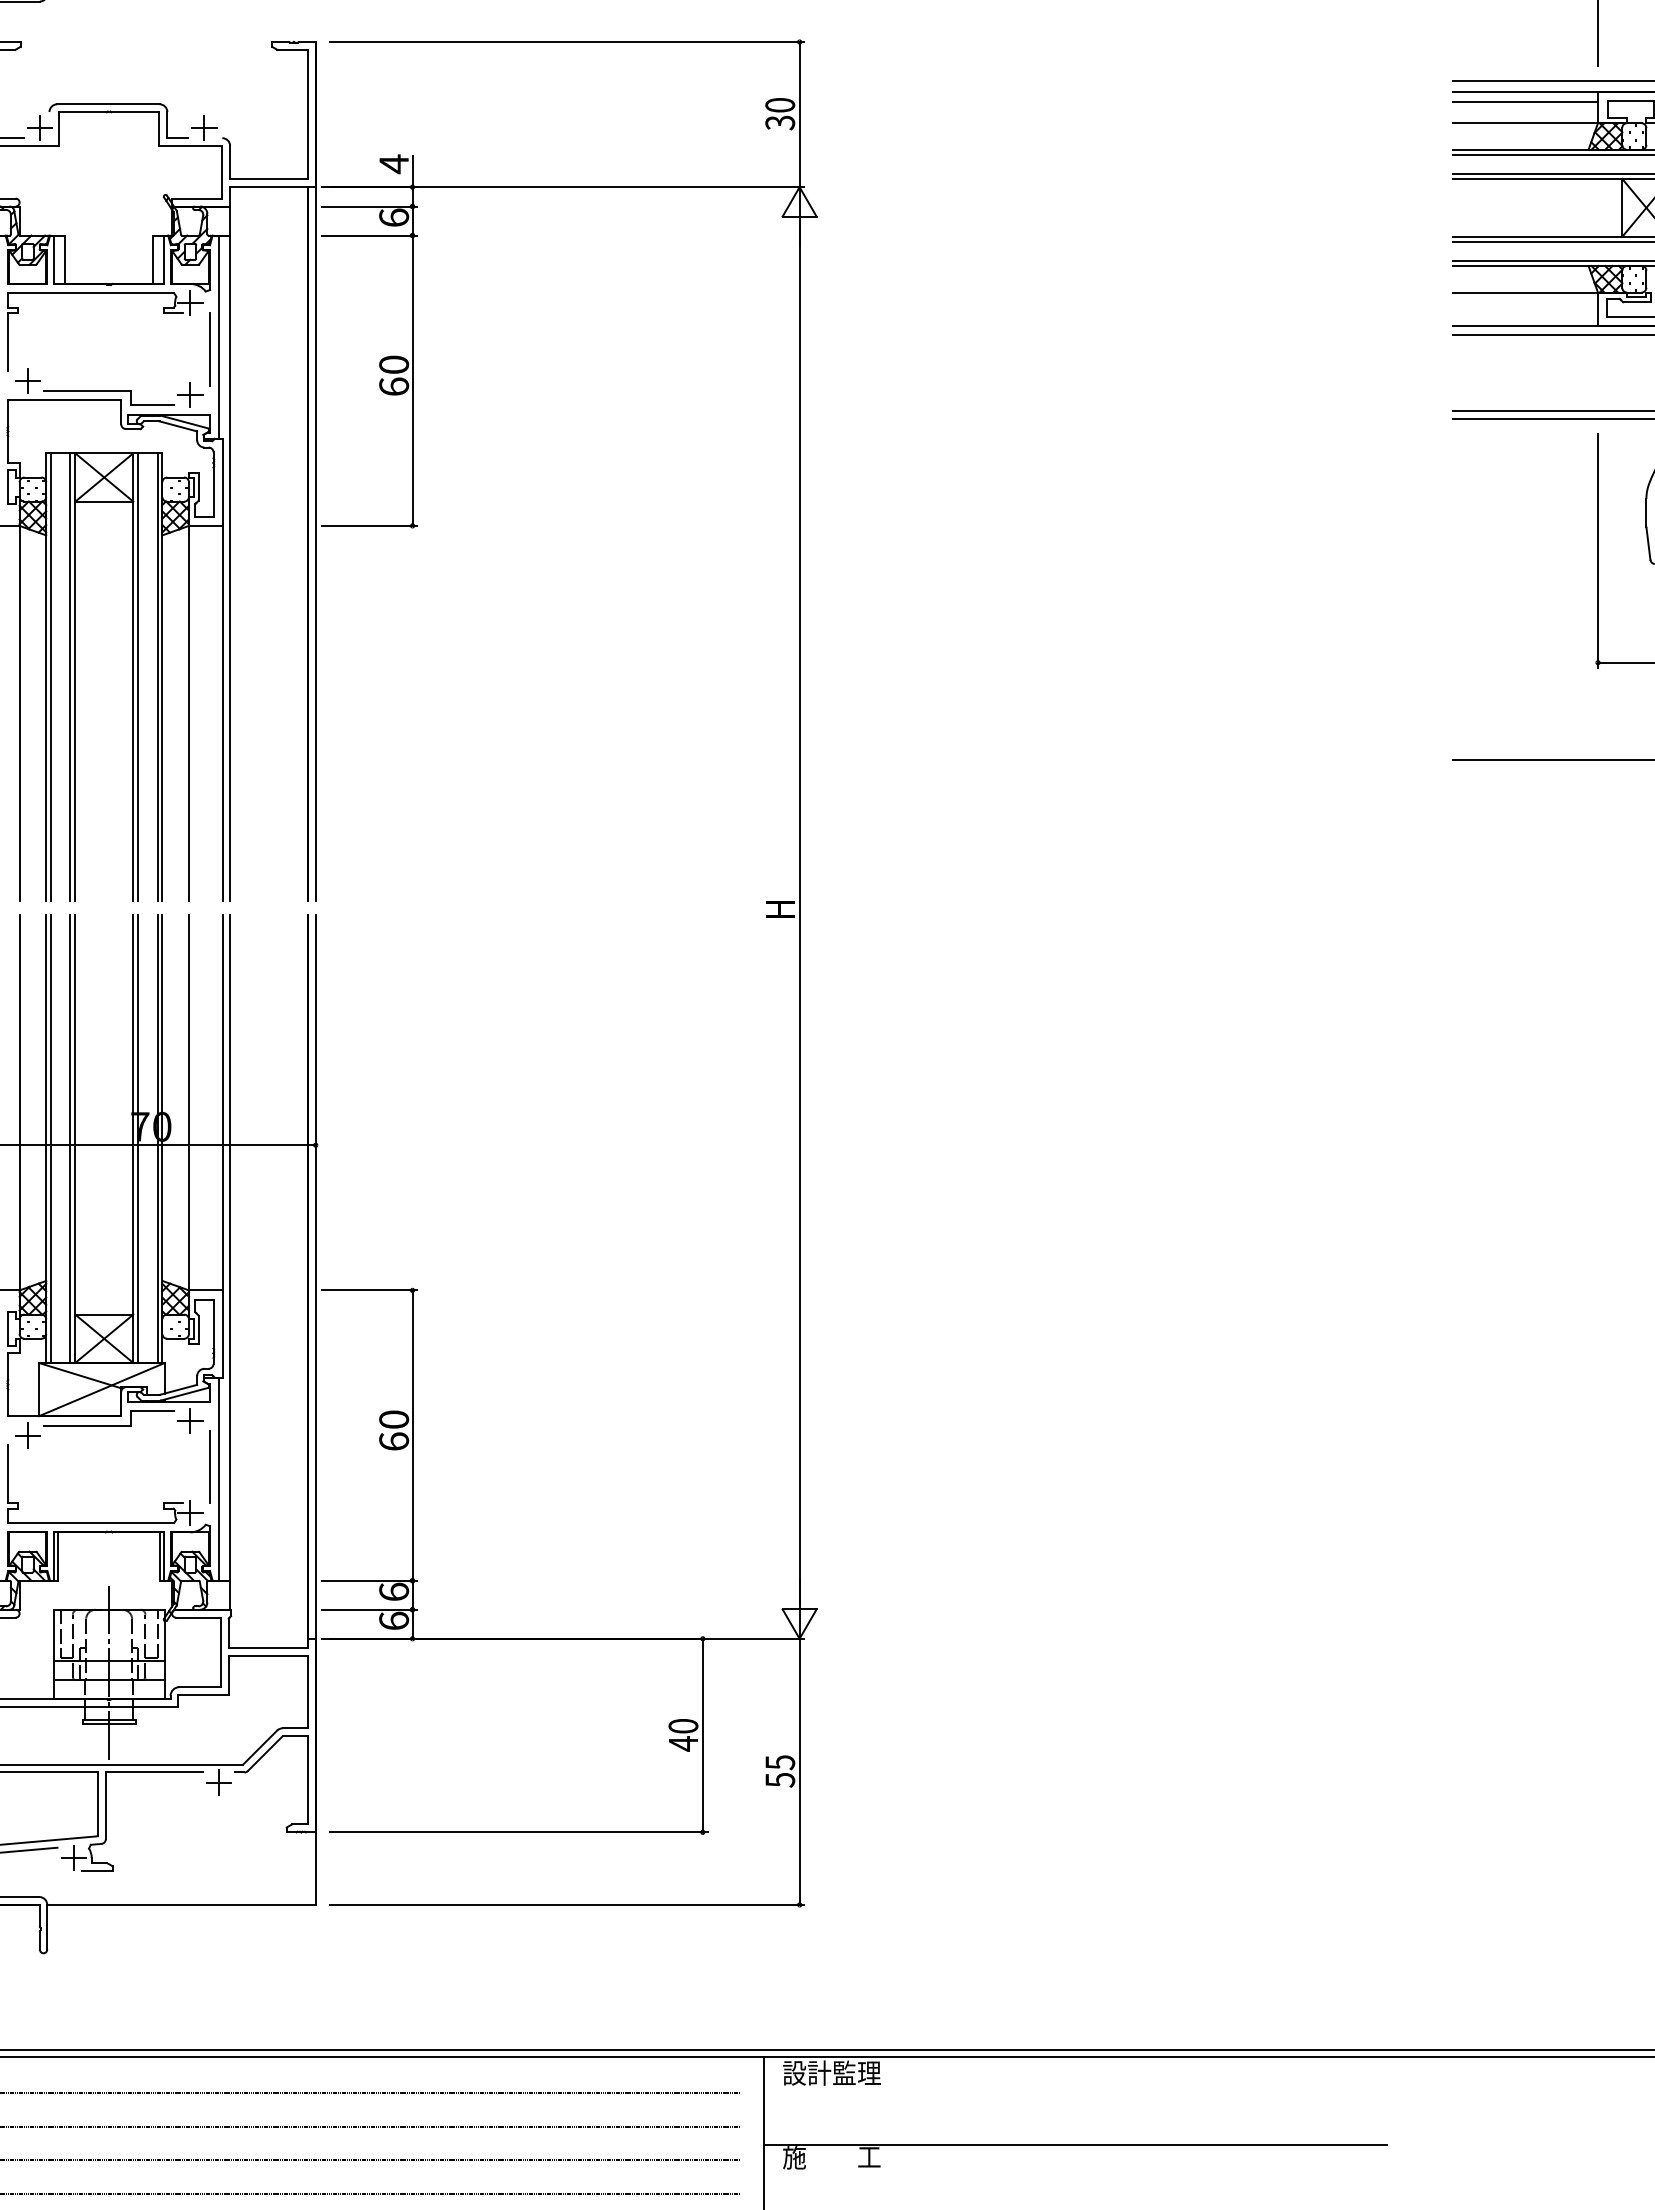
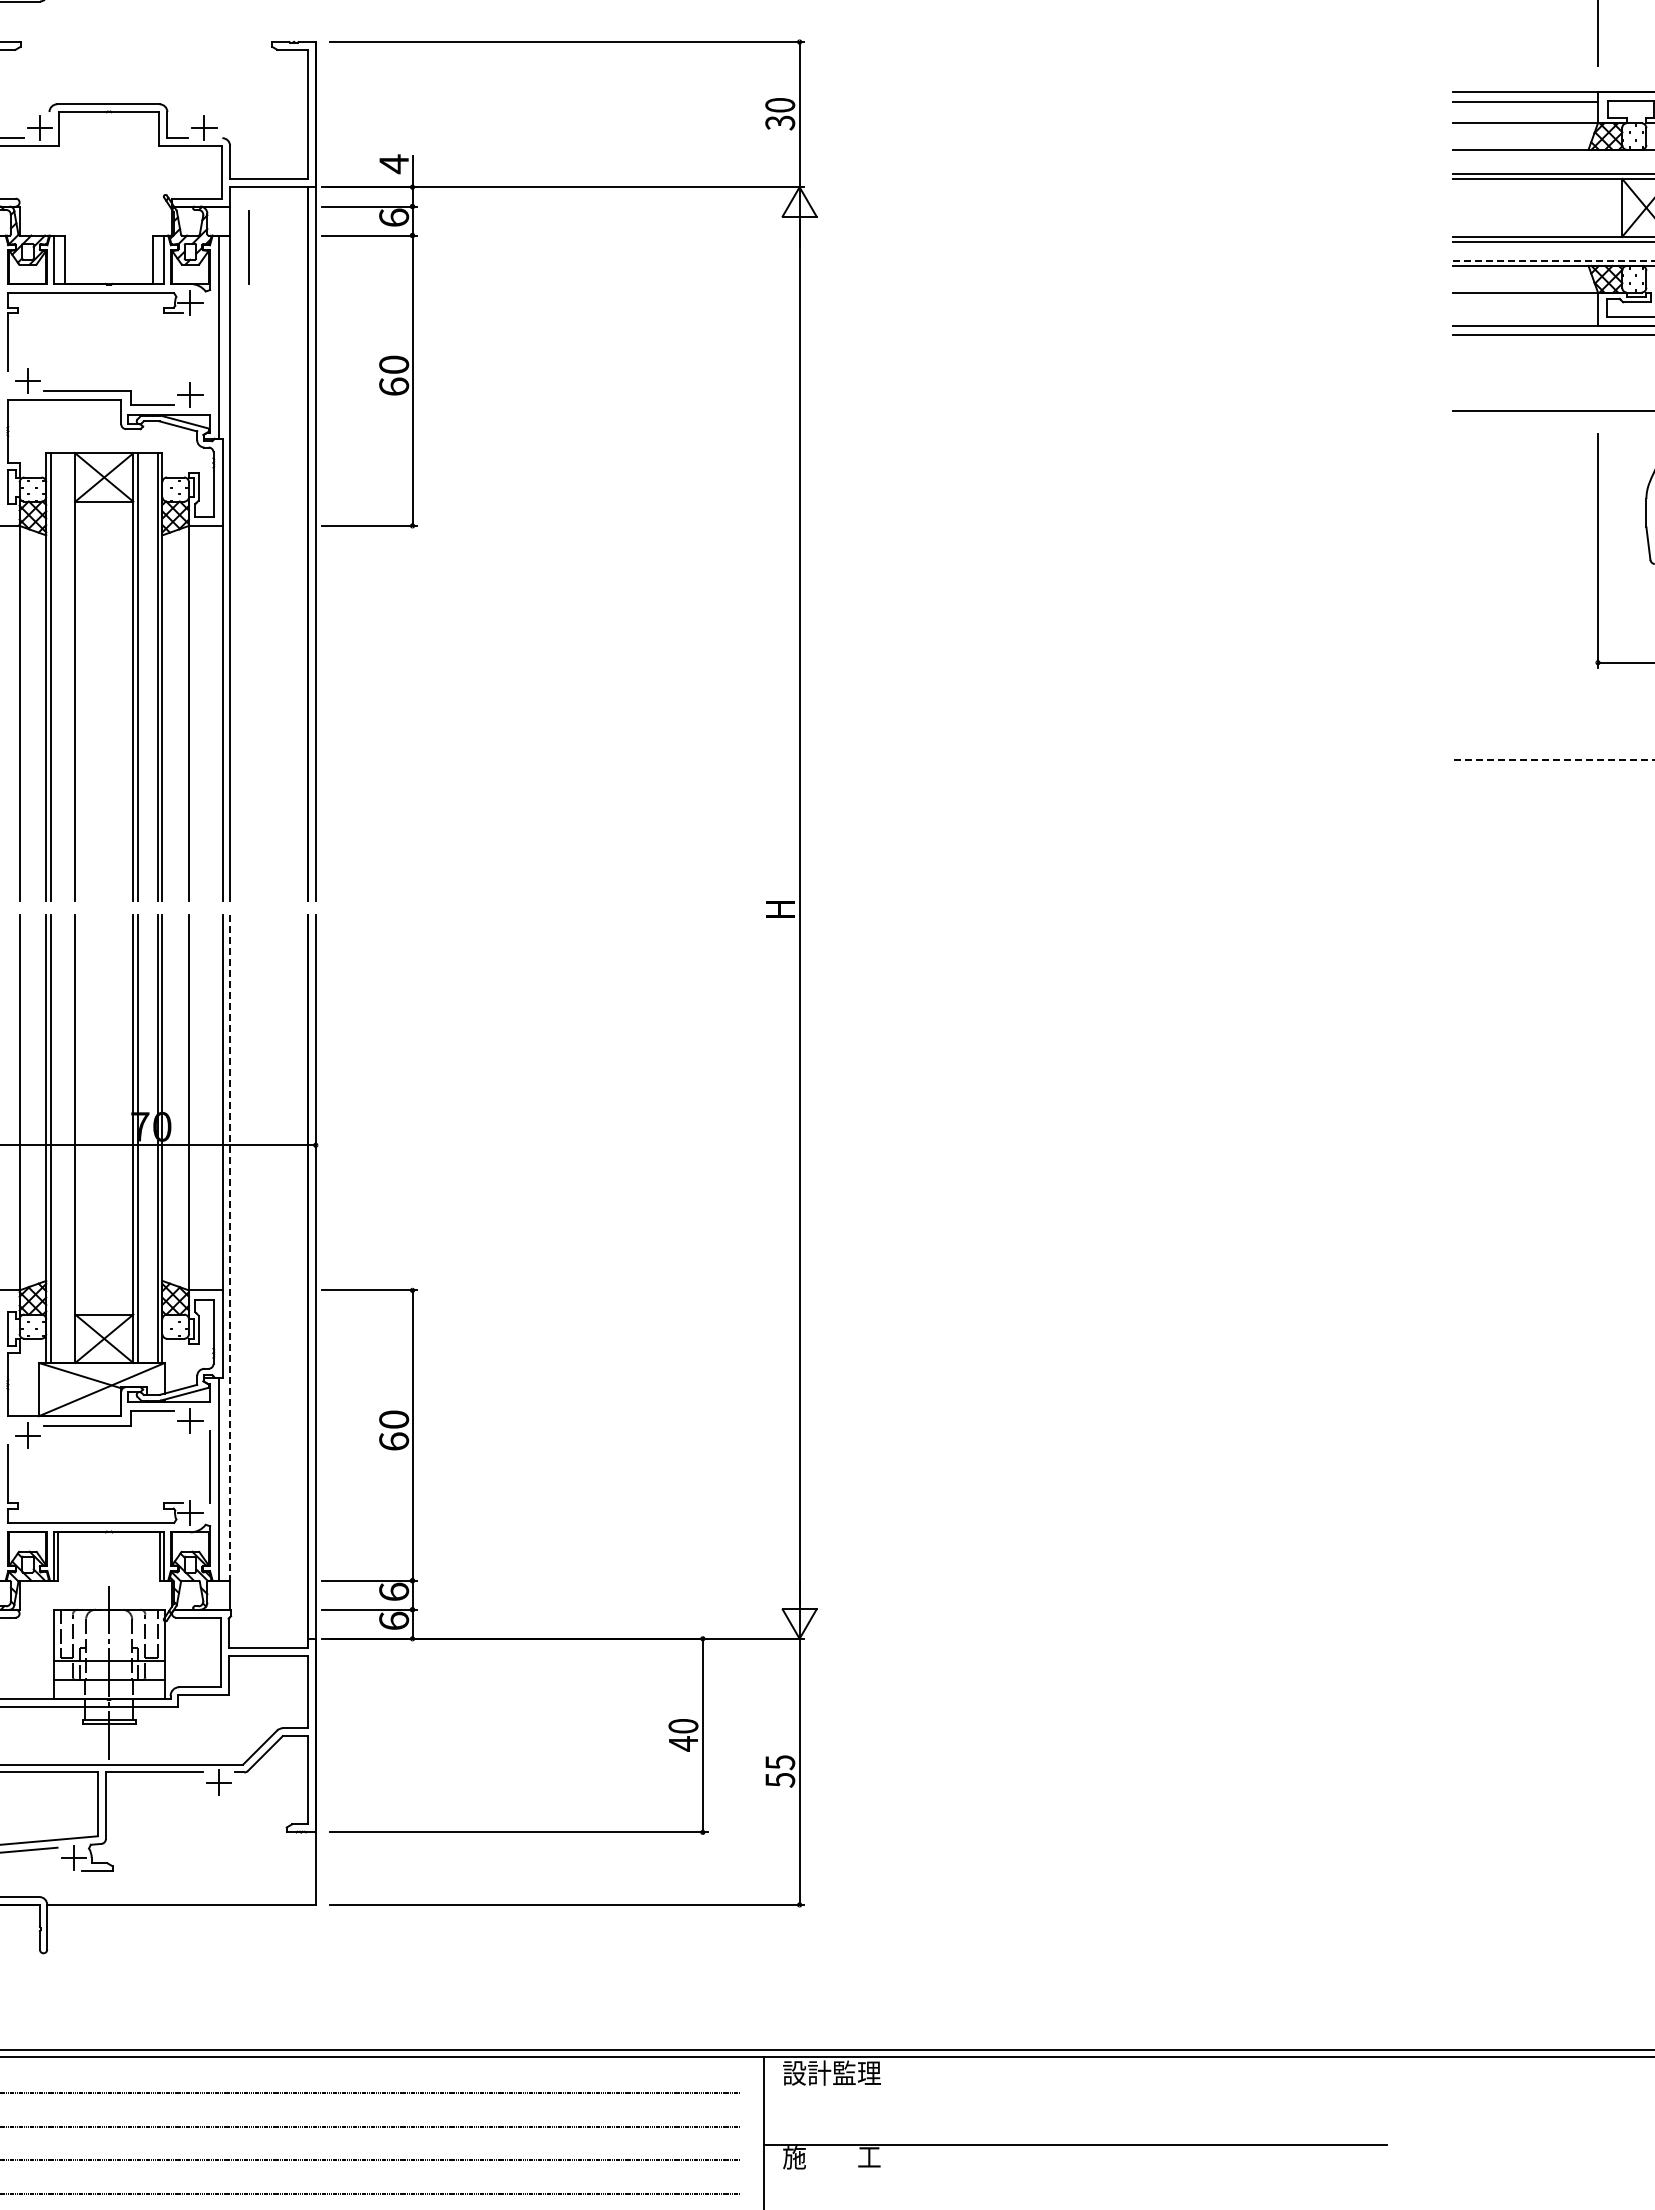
line: present -> none (1551, 80)
line: present -> none (1551, 154)
line: solid -> dashed (1553, 261)
line position: (209, 349) -> (248, 247) (248, 247)
line: present -> none (1551, 419)
line: present -> none (70, 676)
line: solid -> dashed (1553, 759)
line: present -> none (70, 1138)
line: solid -> dashed (230, 1248)
